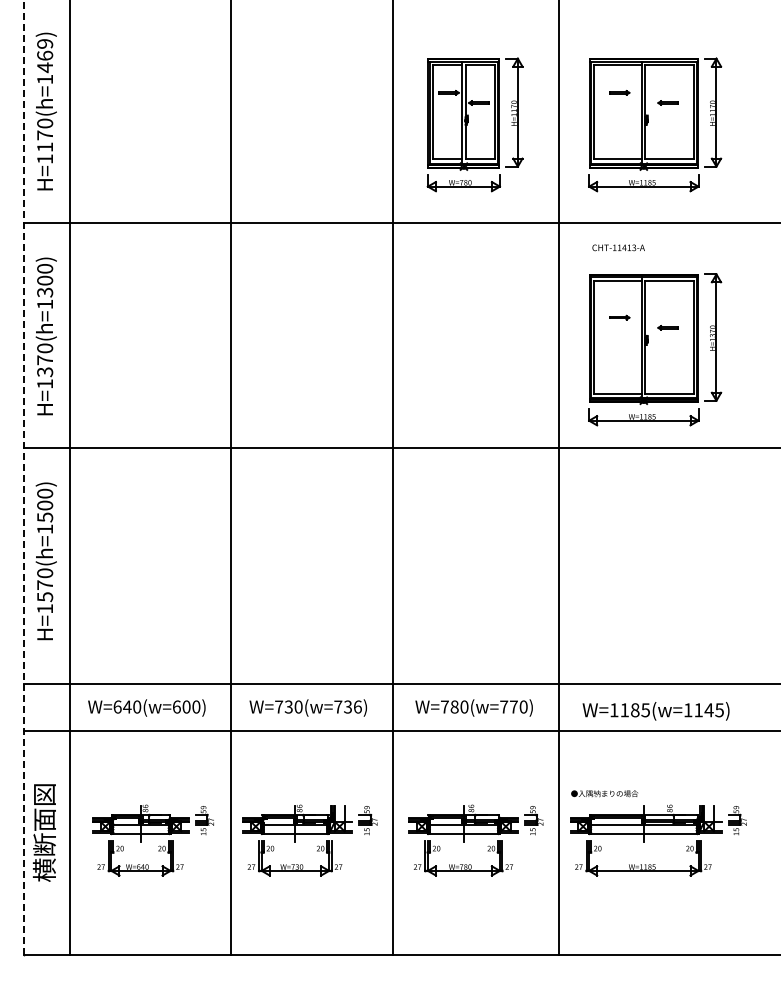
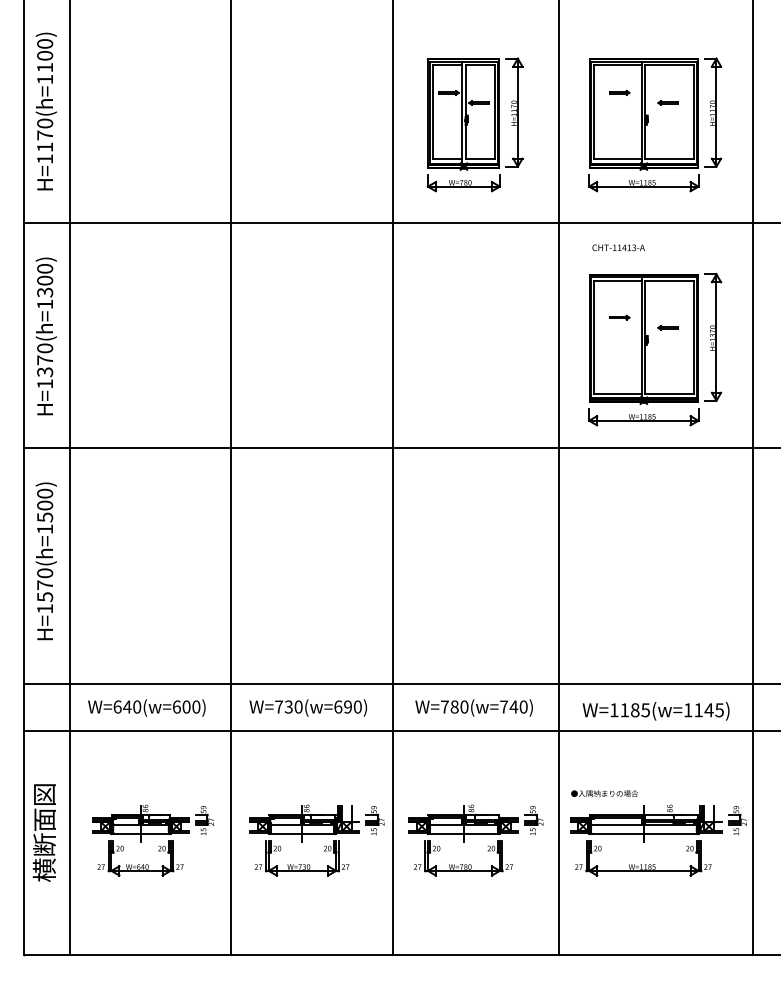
text: H=1170(h=1469) -> H=1170(h=1100) (45, 56)
line: dashed -> solid (23, 477)
line: none -> present (752, 478)
text: W=730(w=736) -> W=730(w=690) (347, 706)
text: W=780(w=770) -> W=780(w=740) (513, 706)
part position: (309, 840) -> (316, 840) (316, 840)
